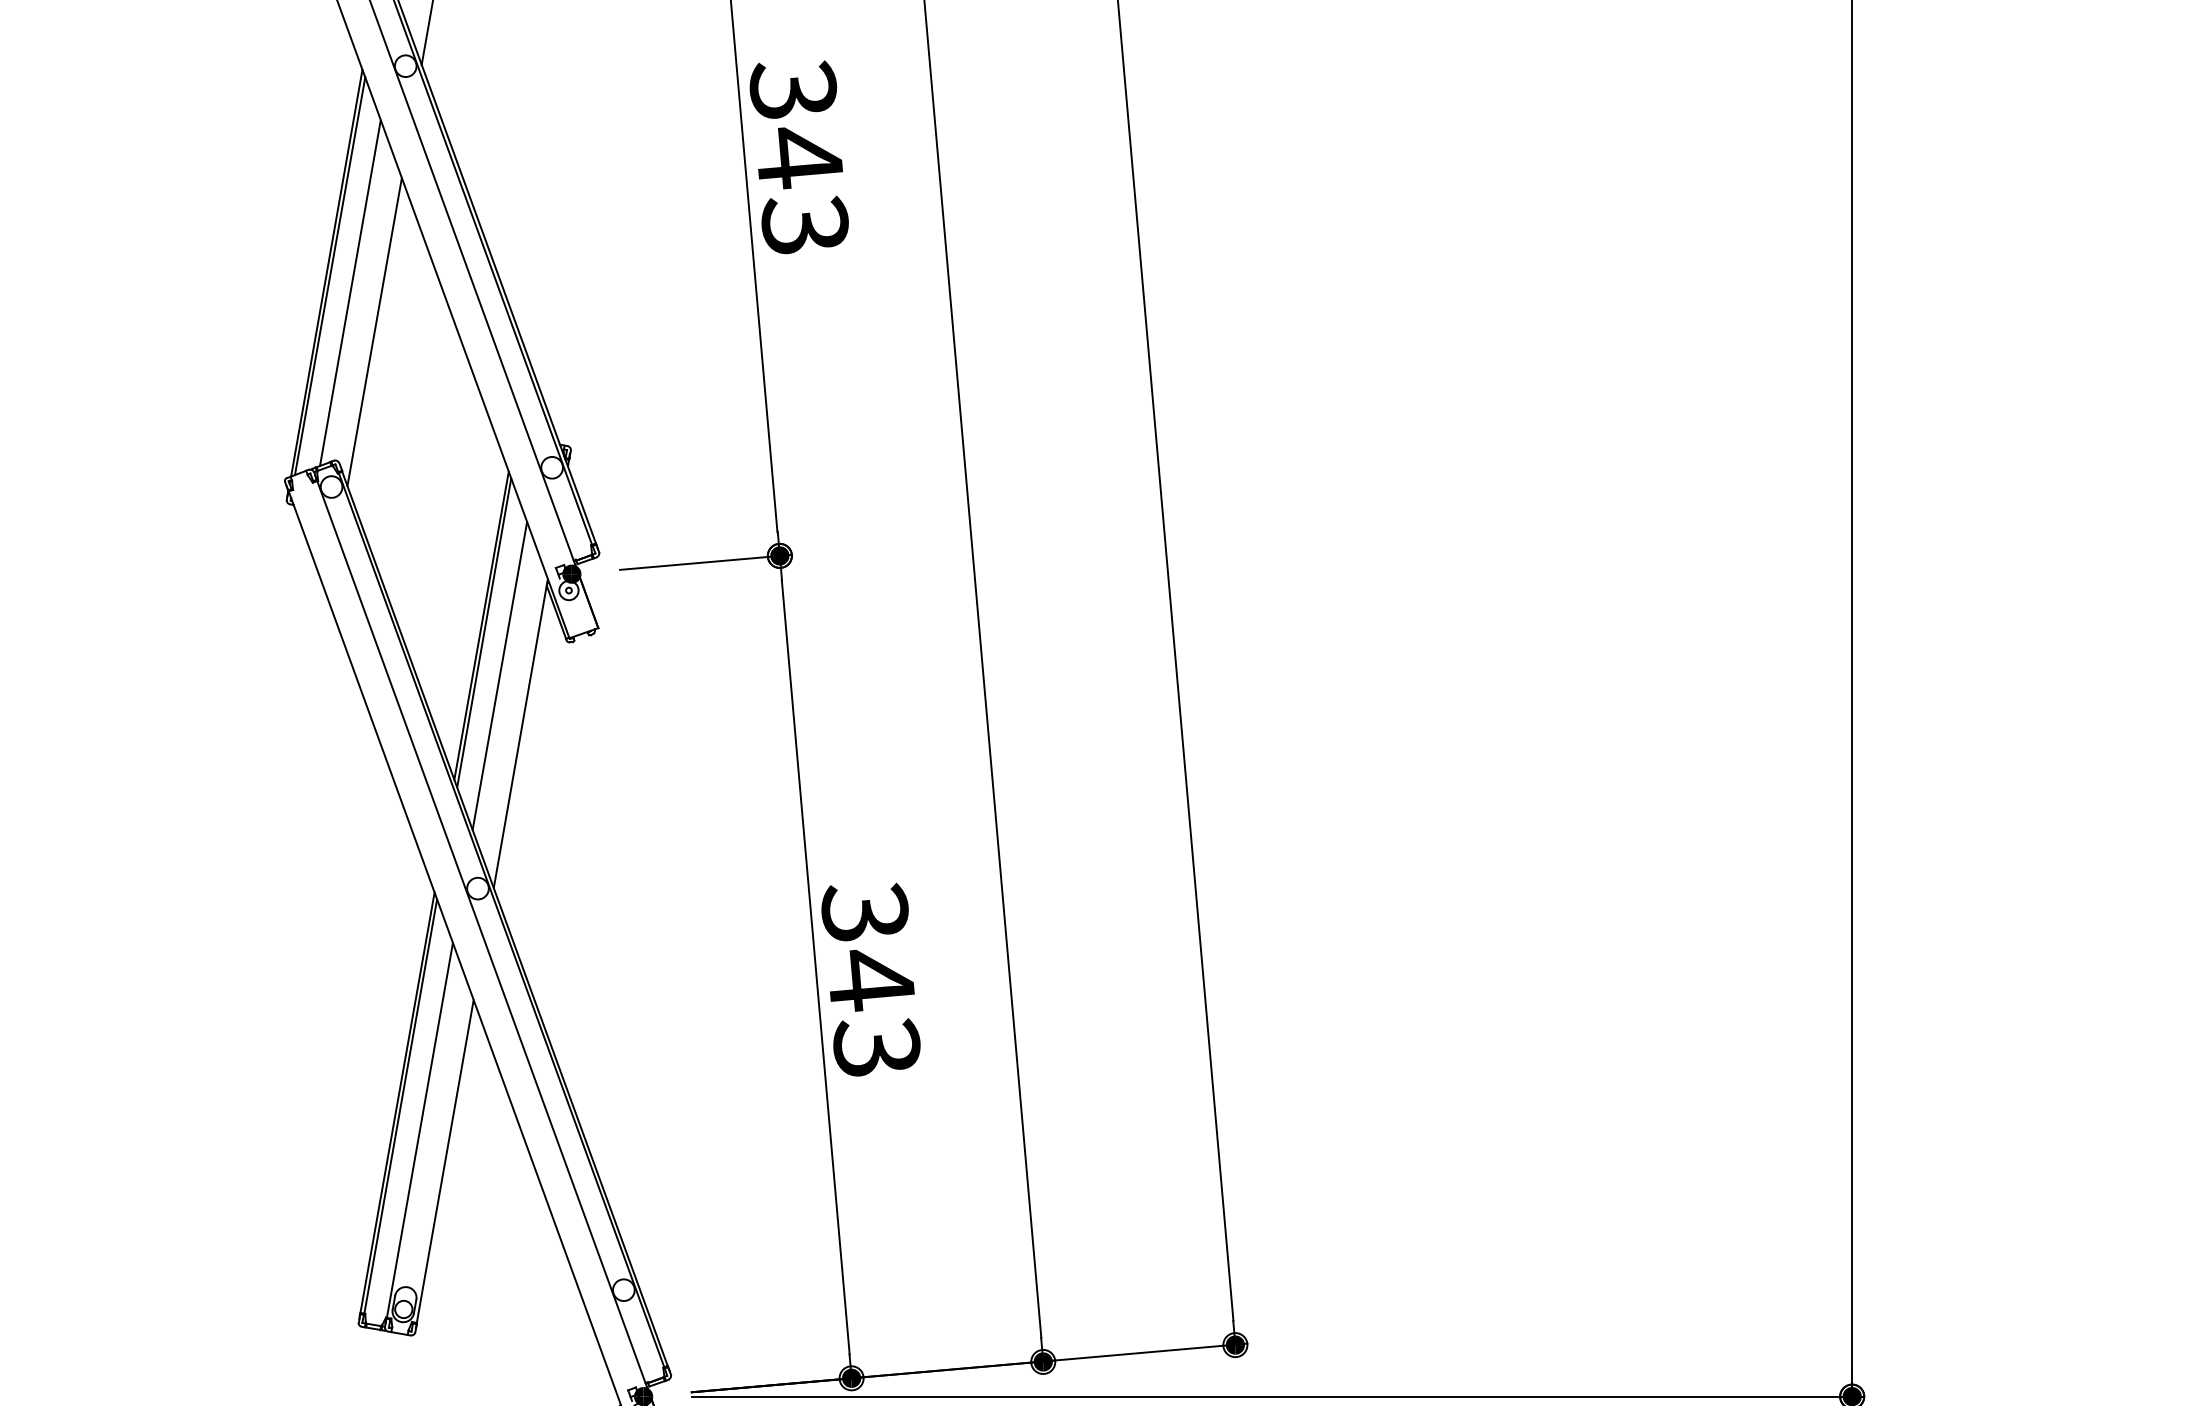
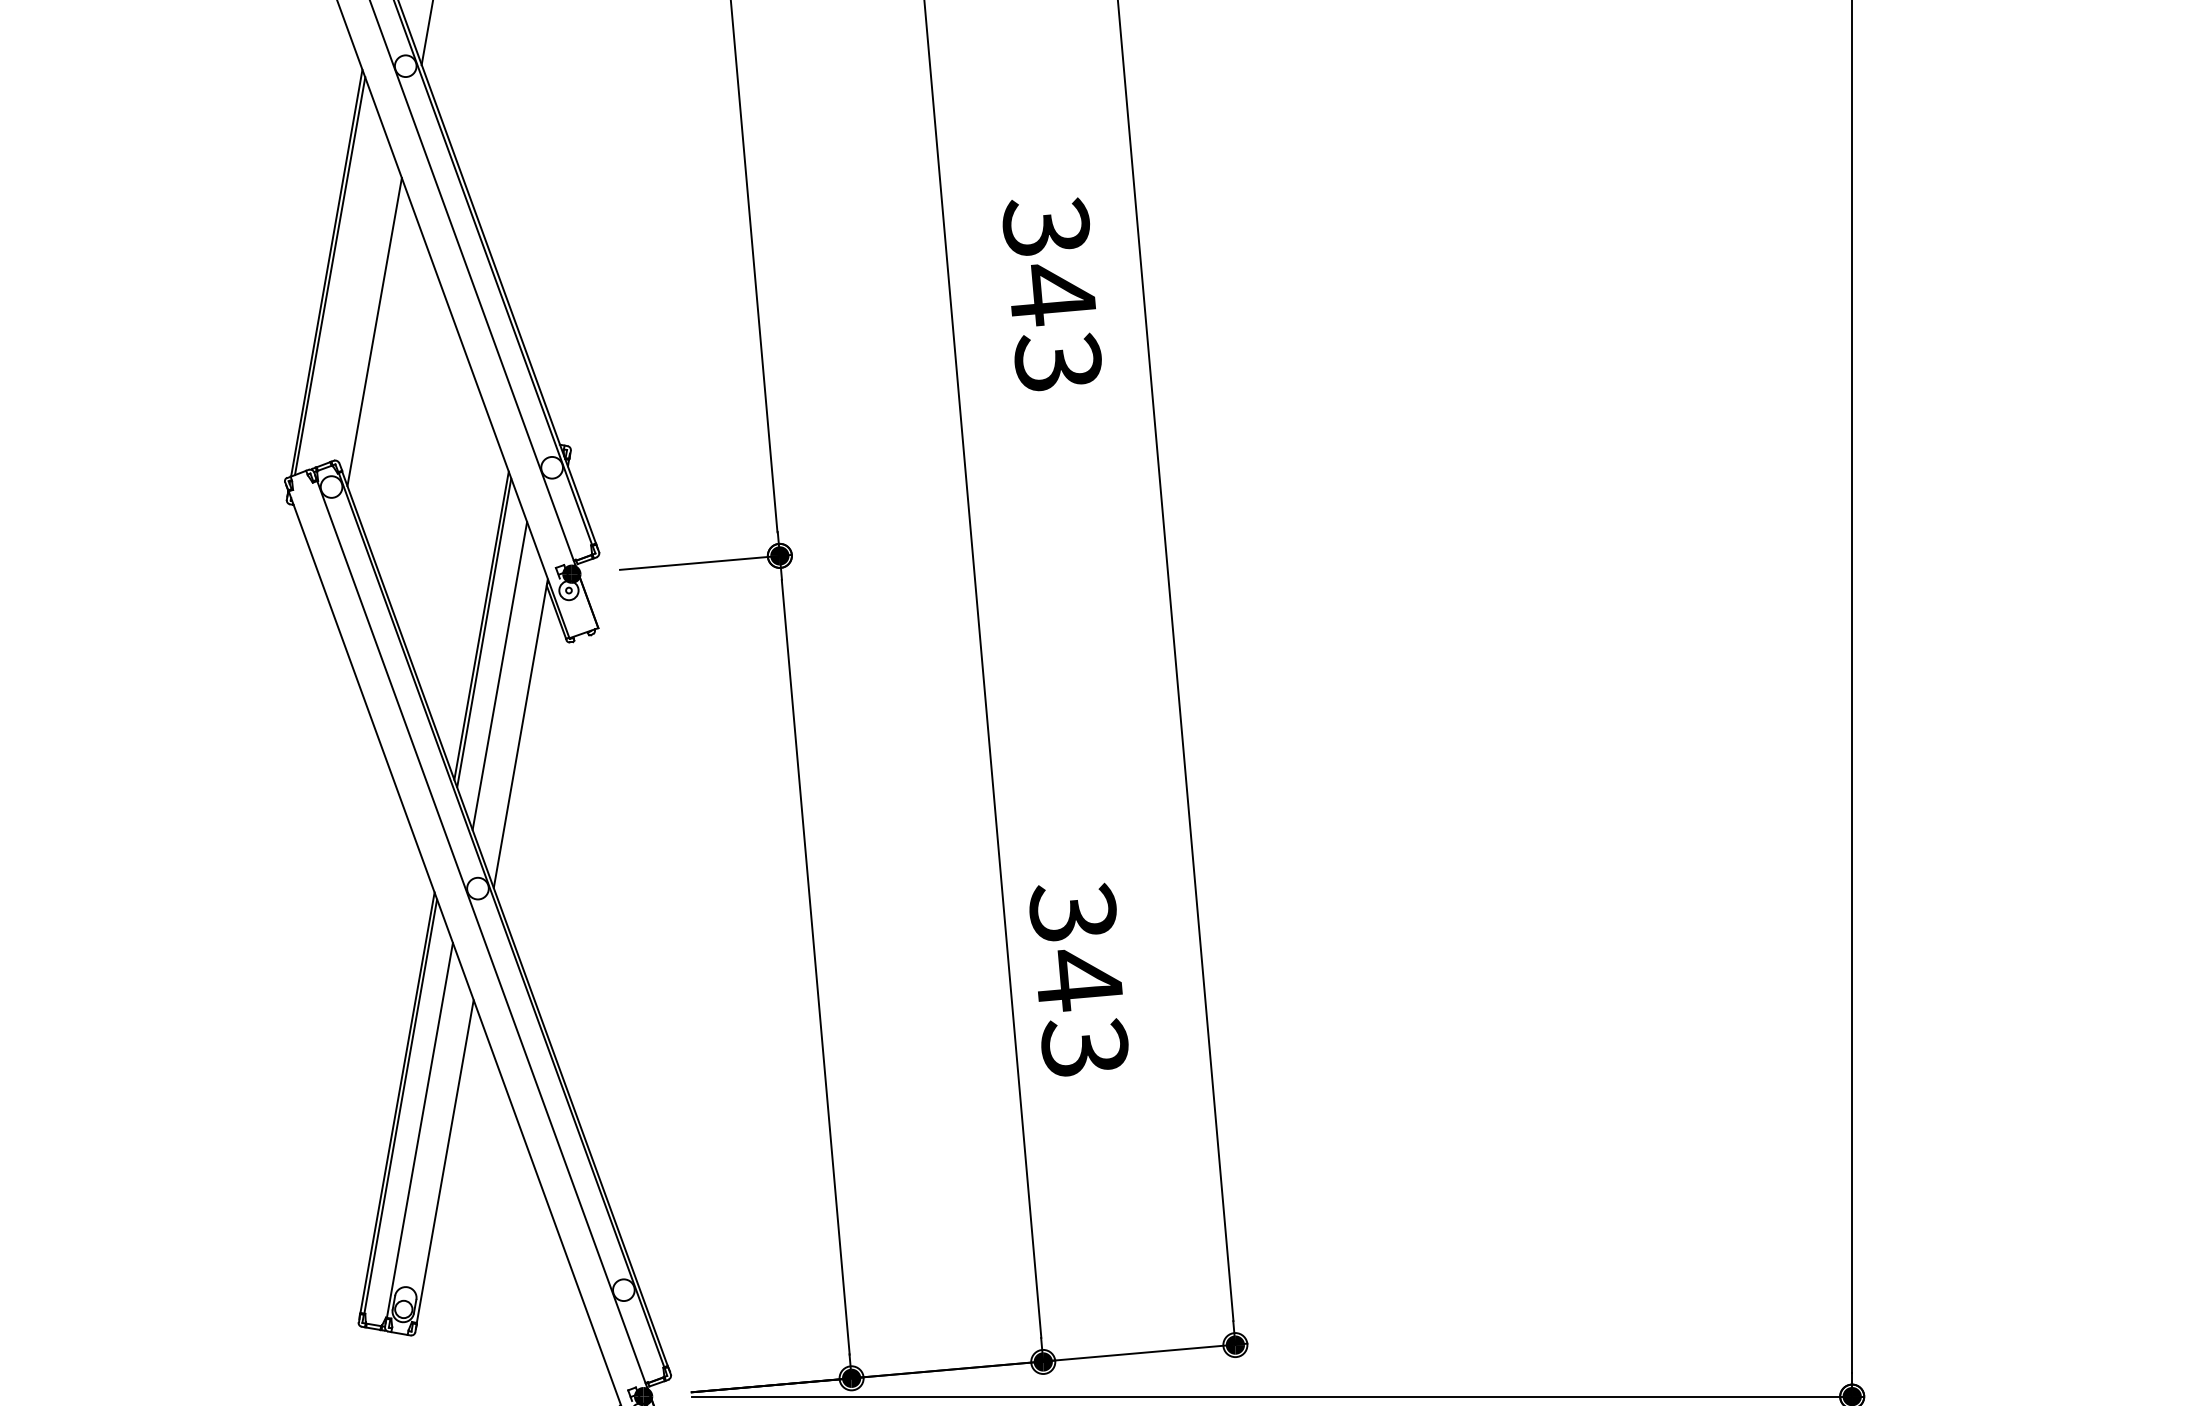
text position: (798, 157) -> (1051, 294) (1051, 294)
line: present -> none (350, 292)
text position: (870, 979) -> (1078, 979) (1078, 979)
